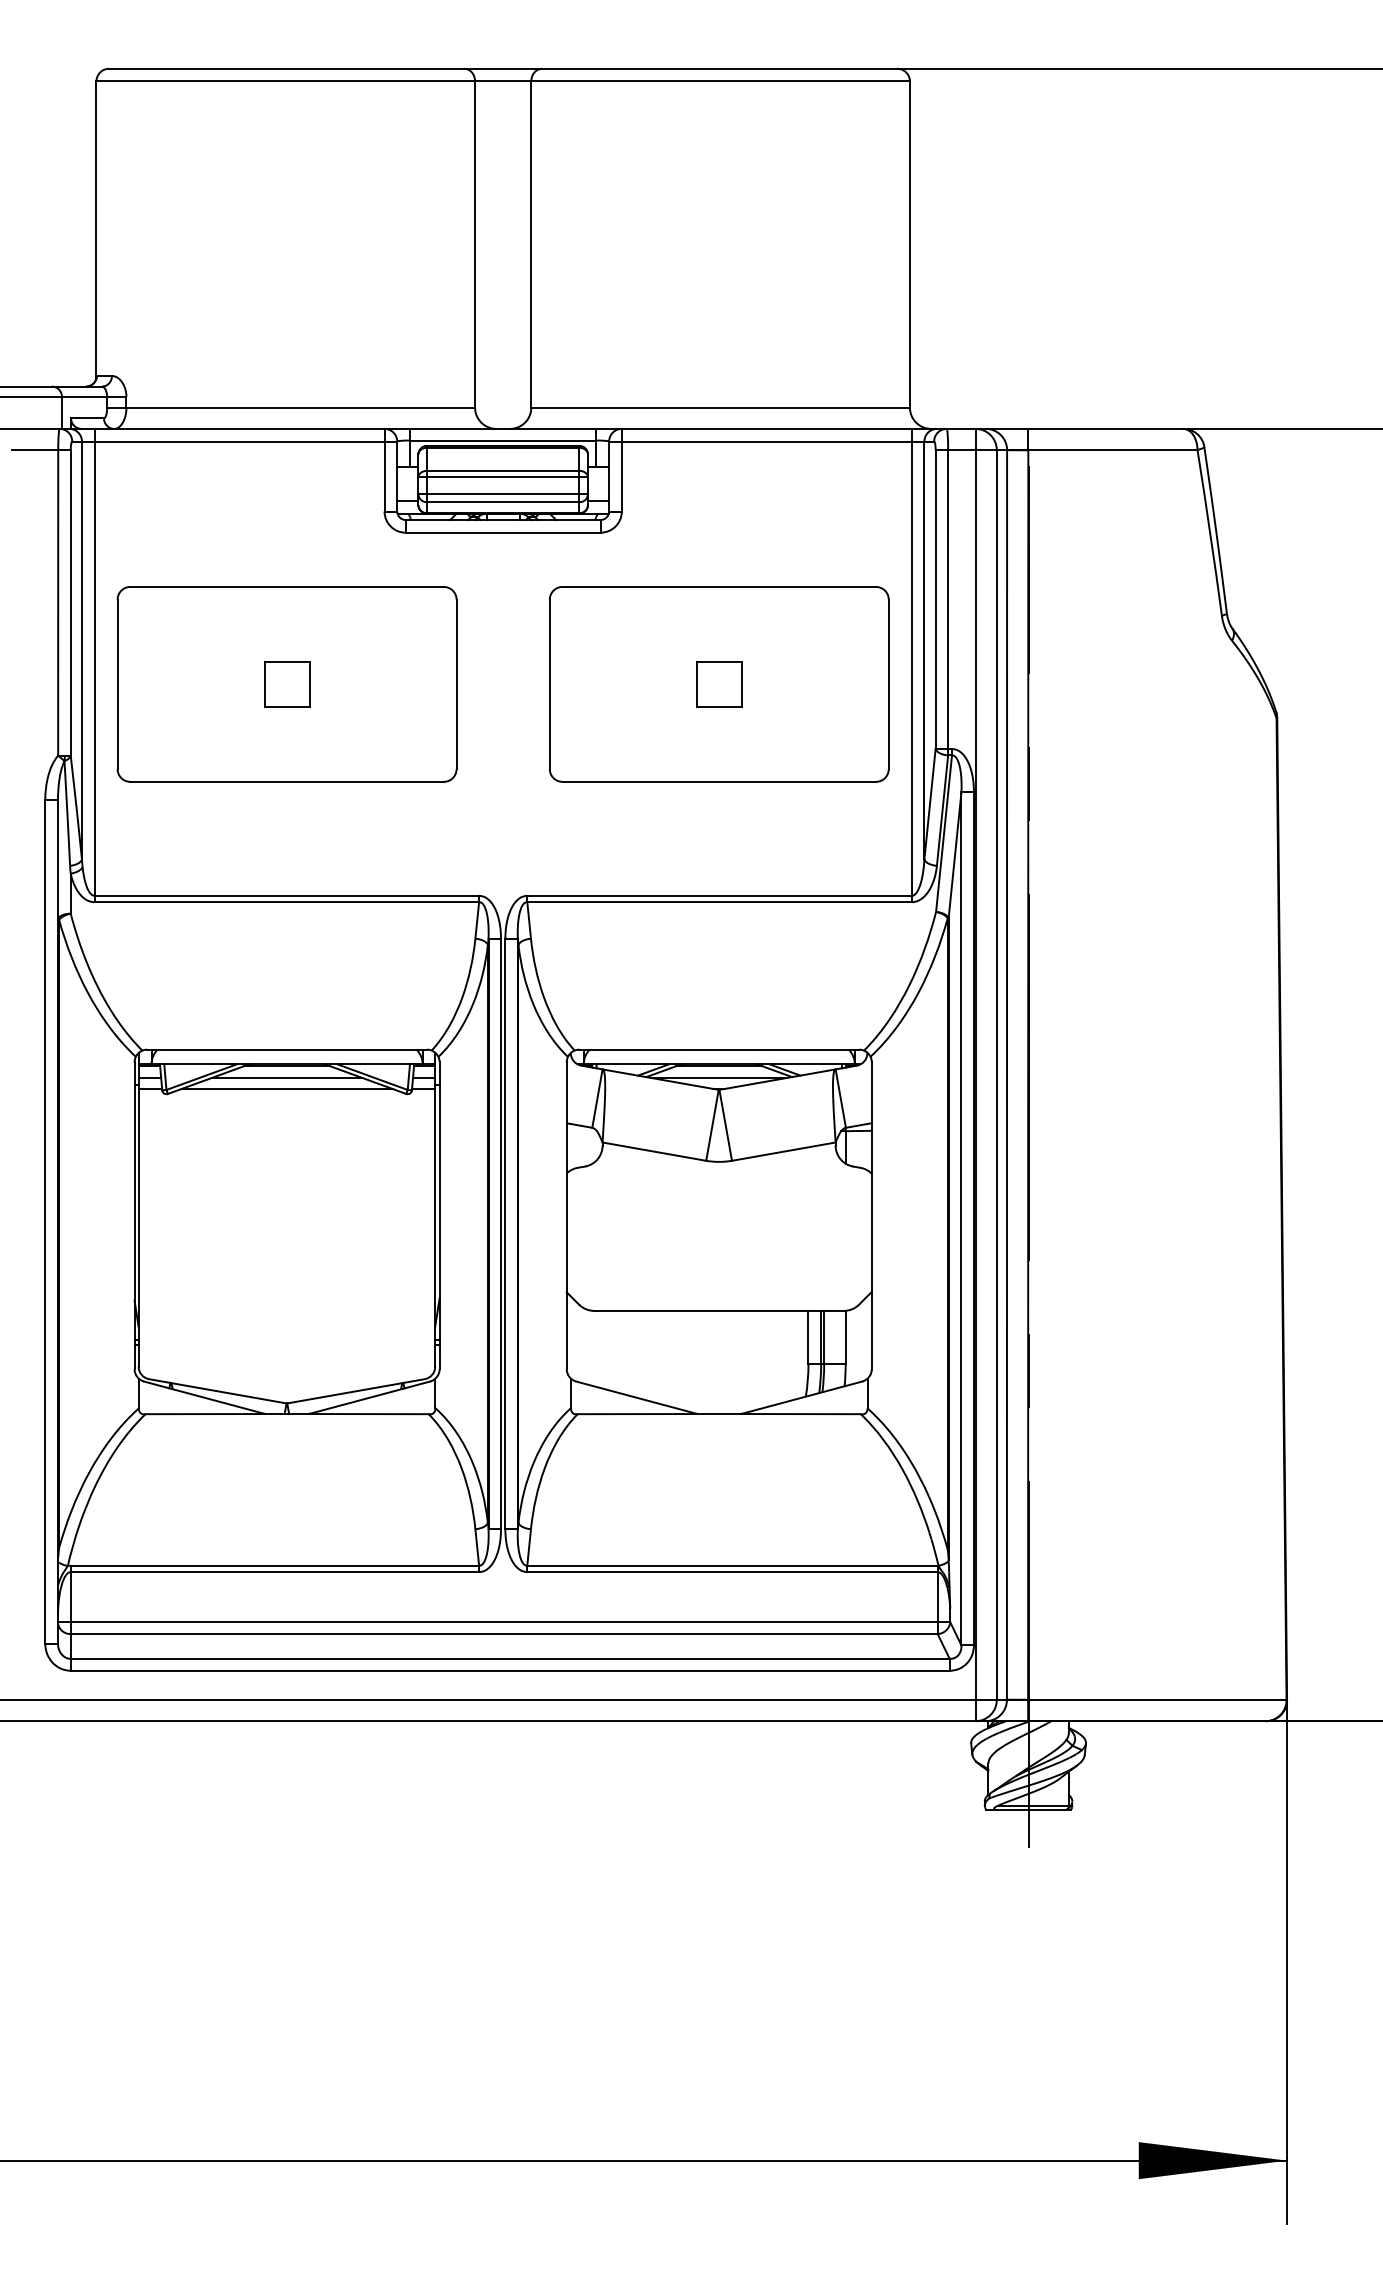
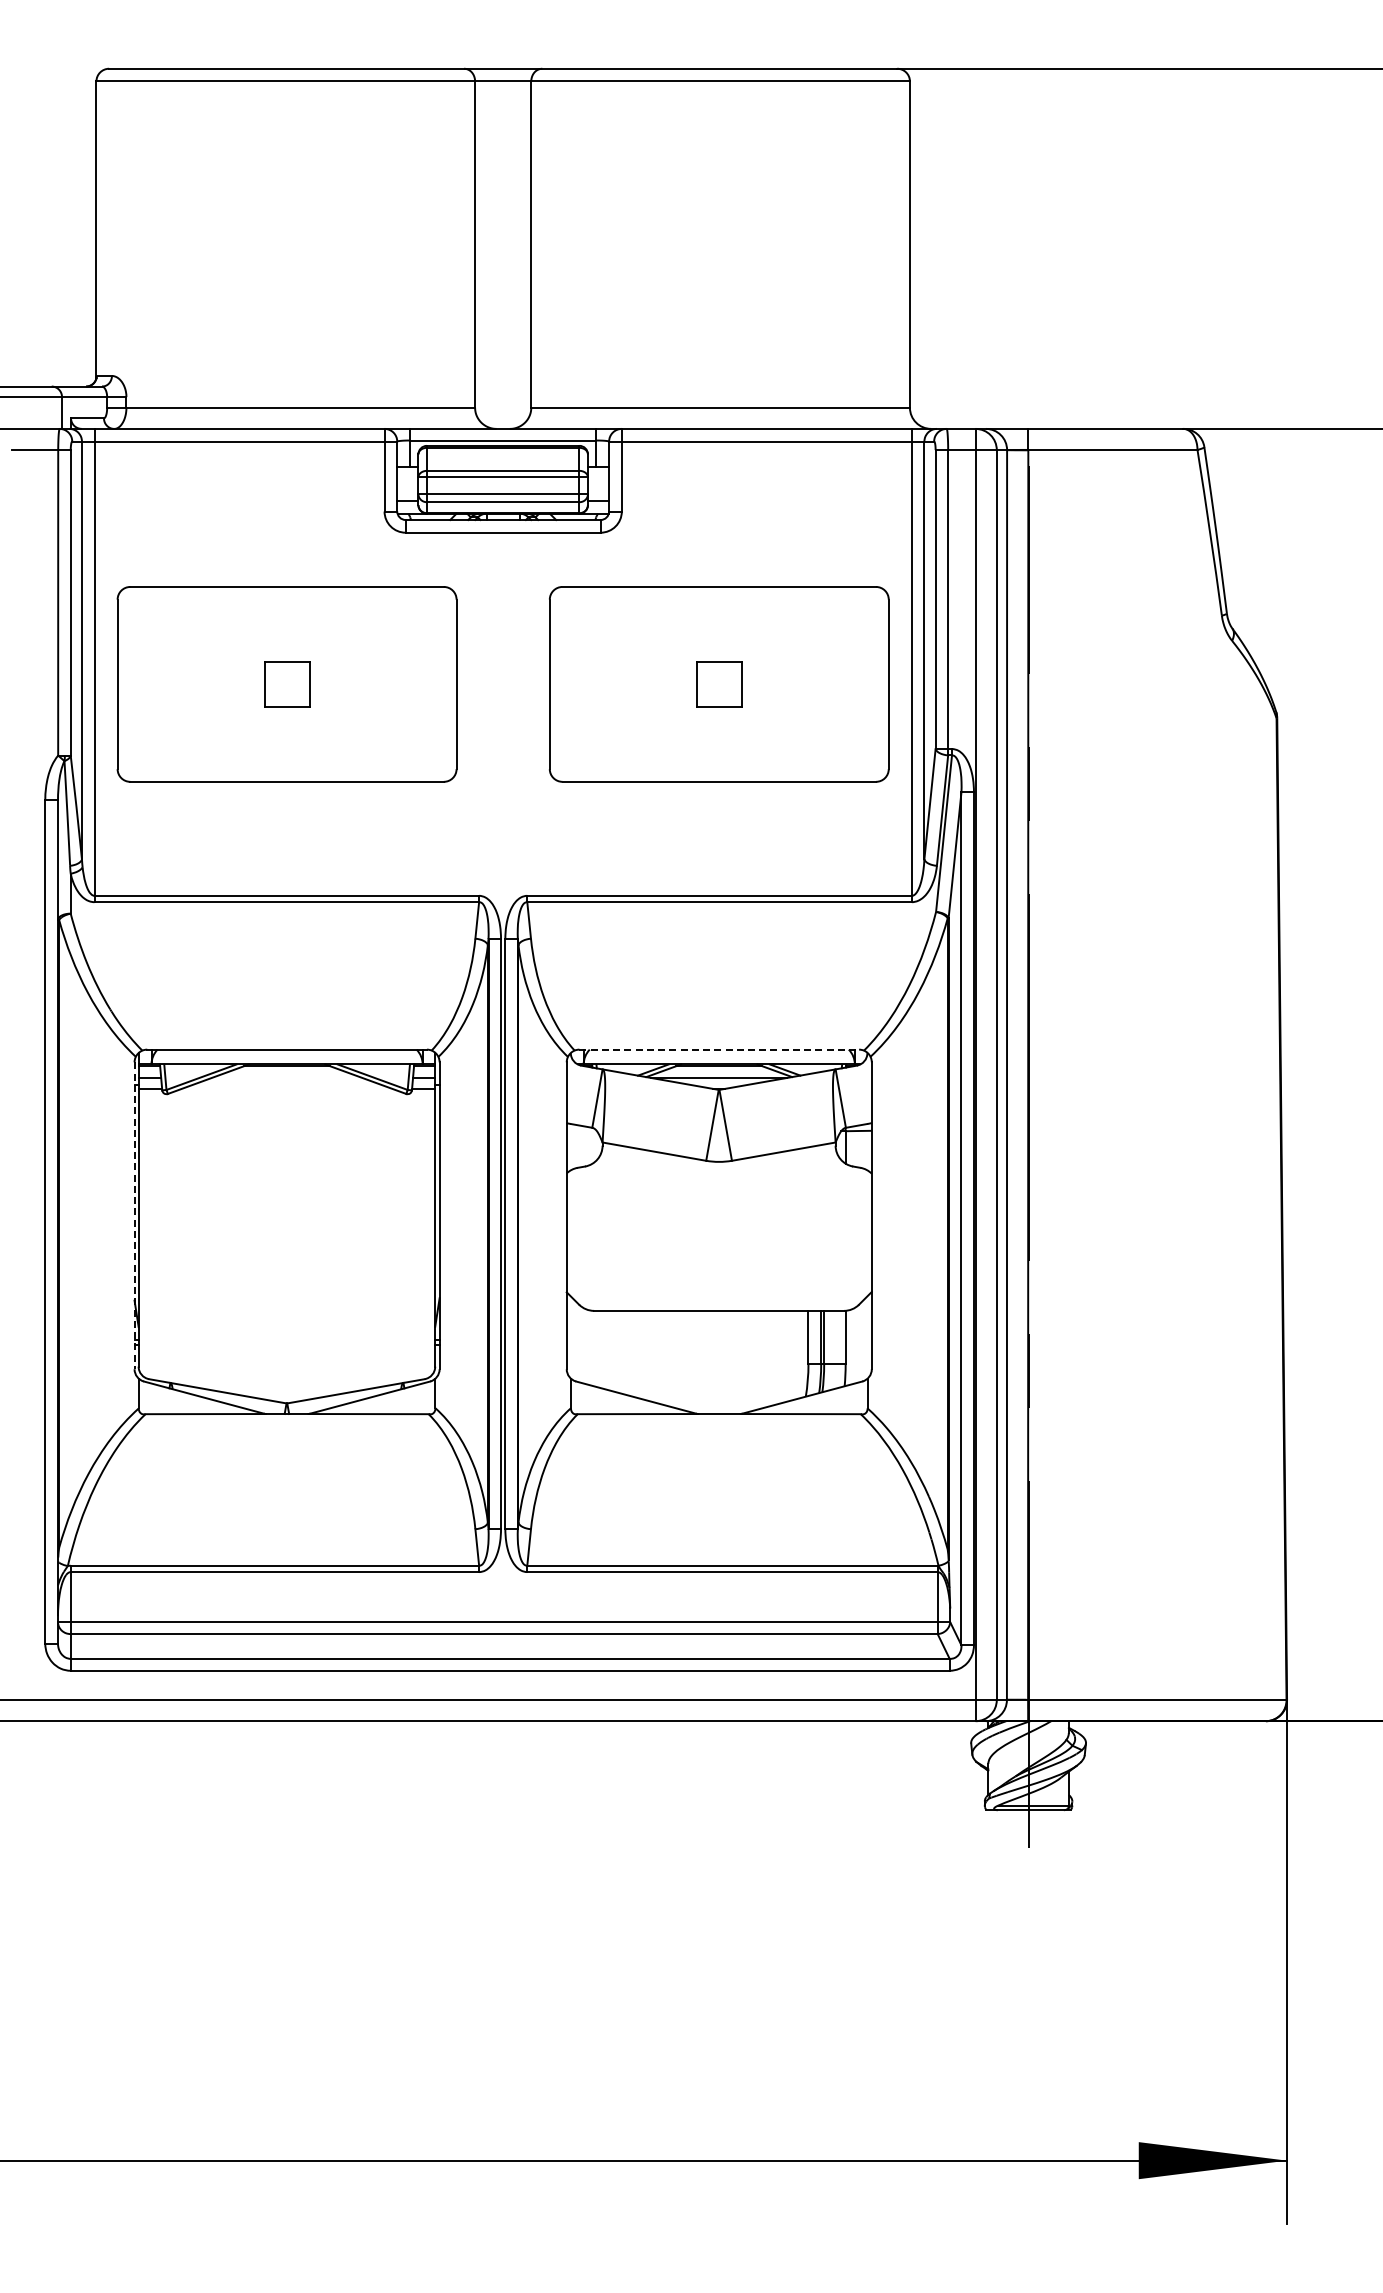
line: solid -> dashed (719, 1049)
line: present -> none (286, 1077)
line: present -> none (286, 1088)
line: solid -> dashed (134, 1216)
